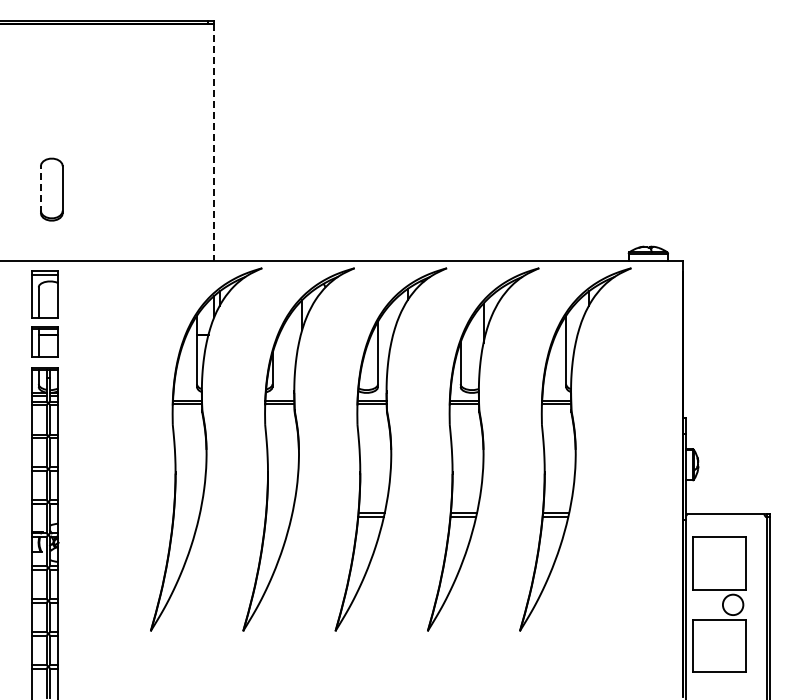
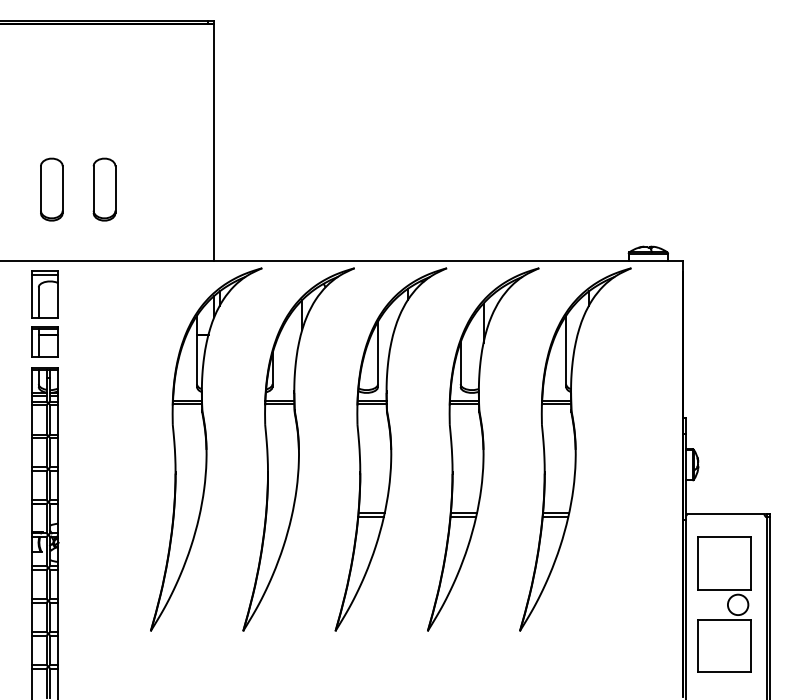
line: dashed -> solid (214, 142)
line: dashed -> solid (40, 189)
part: none -> present (104, 189)
part position: (719, 604) -> (724, 604) (724, 604)
